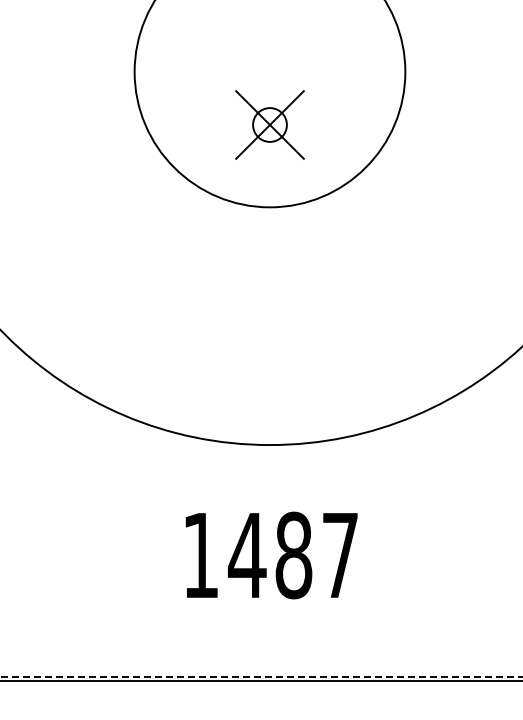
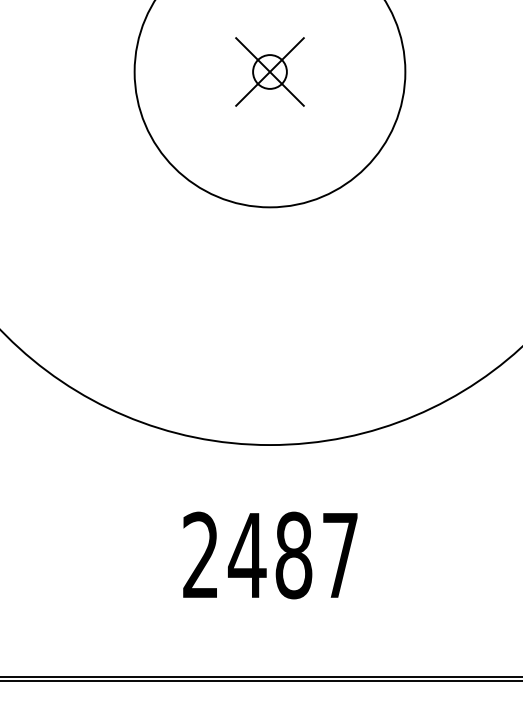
part position: (269, 124) -> (269, 71) (269, 71)
text: 1487 -> 2487 (200, 554)
line: dashed -> solid (261, 676)
